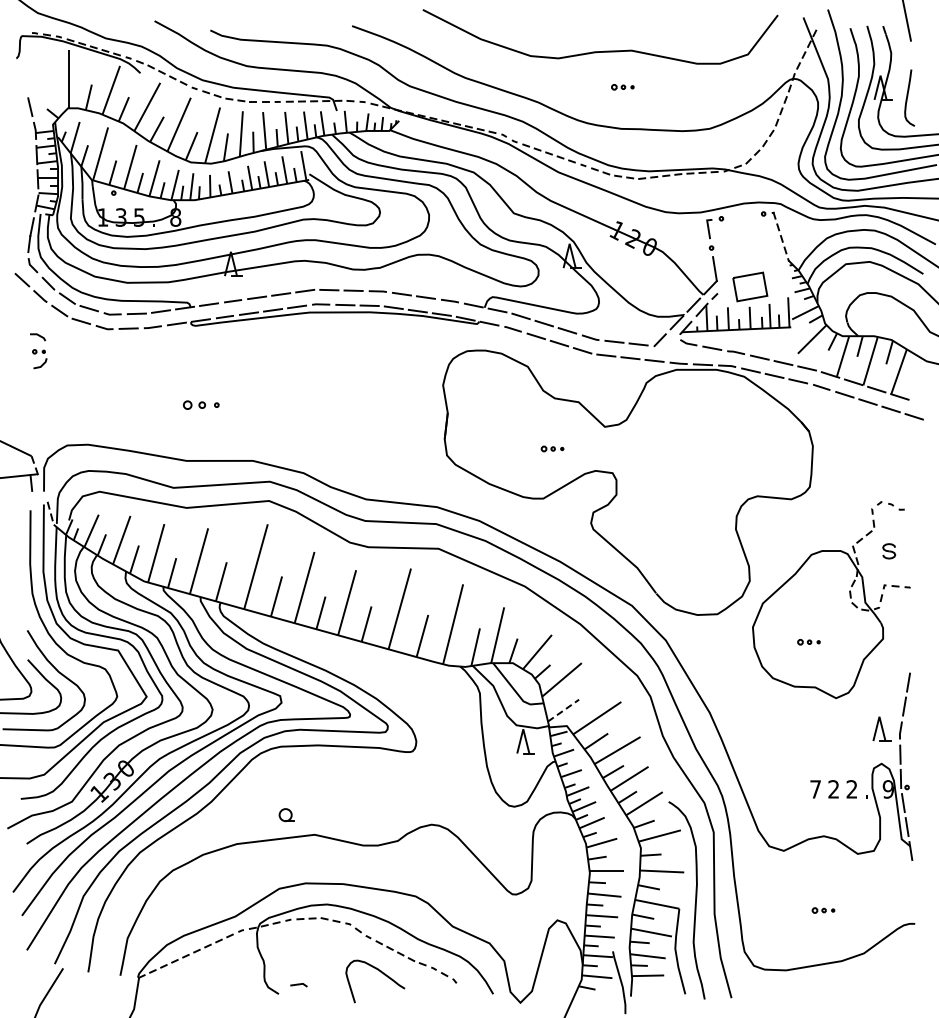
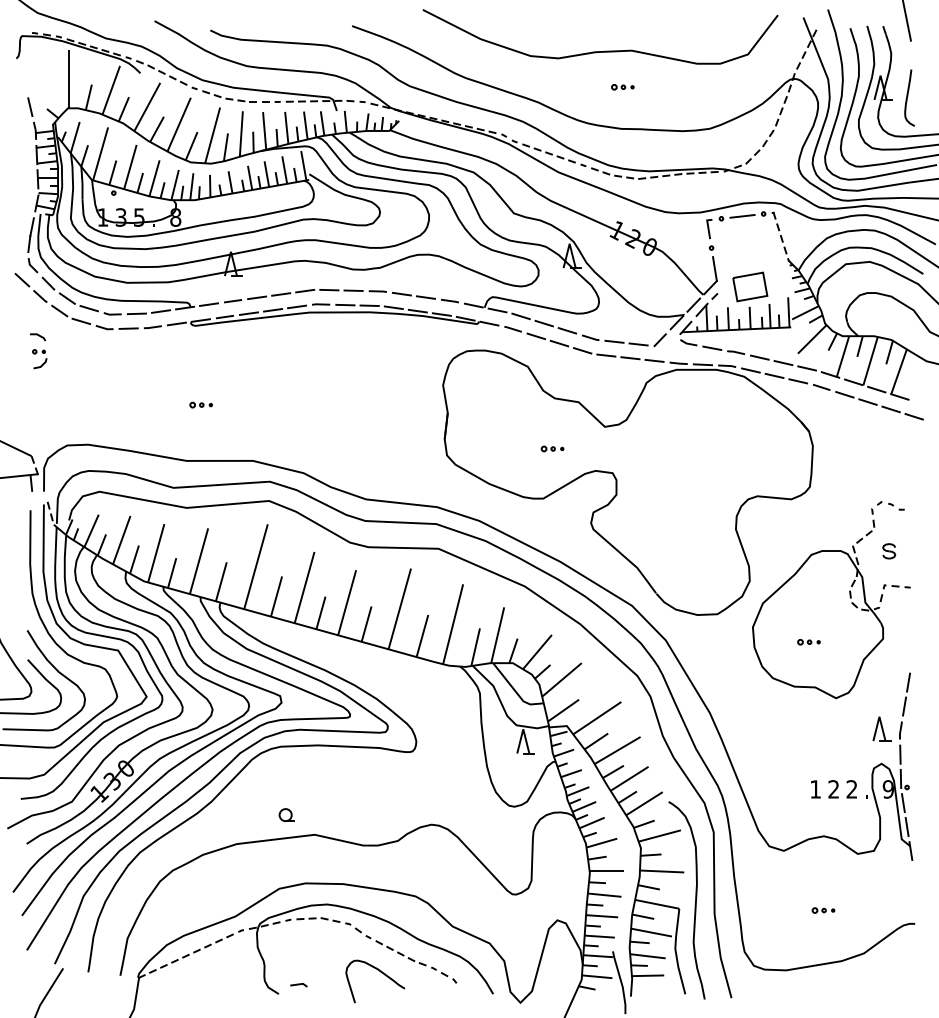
line: none -> present (742, 216)
part size: 37x10 px -> 24x8 px (200, 404)
line: dashed -> solid (563, 710)
text: 7 -> 1 (815, 789)
